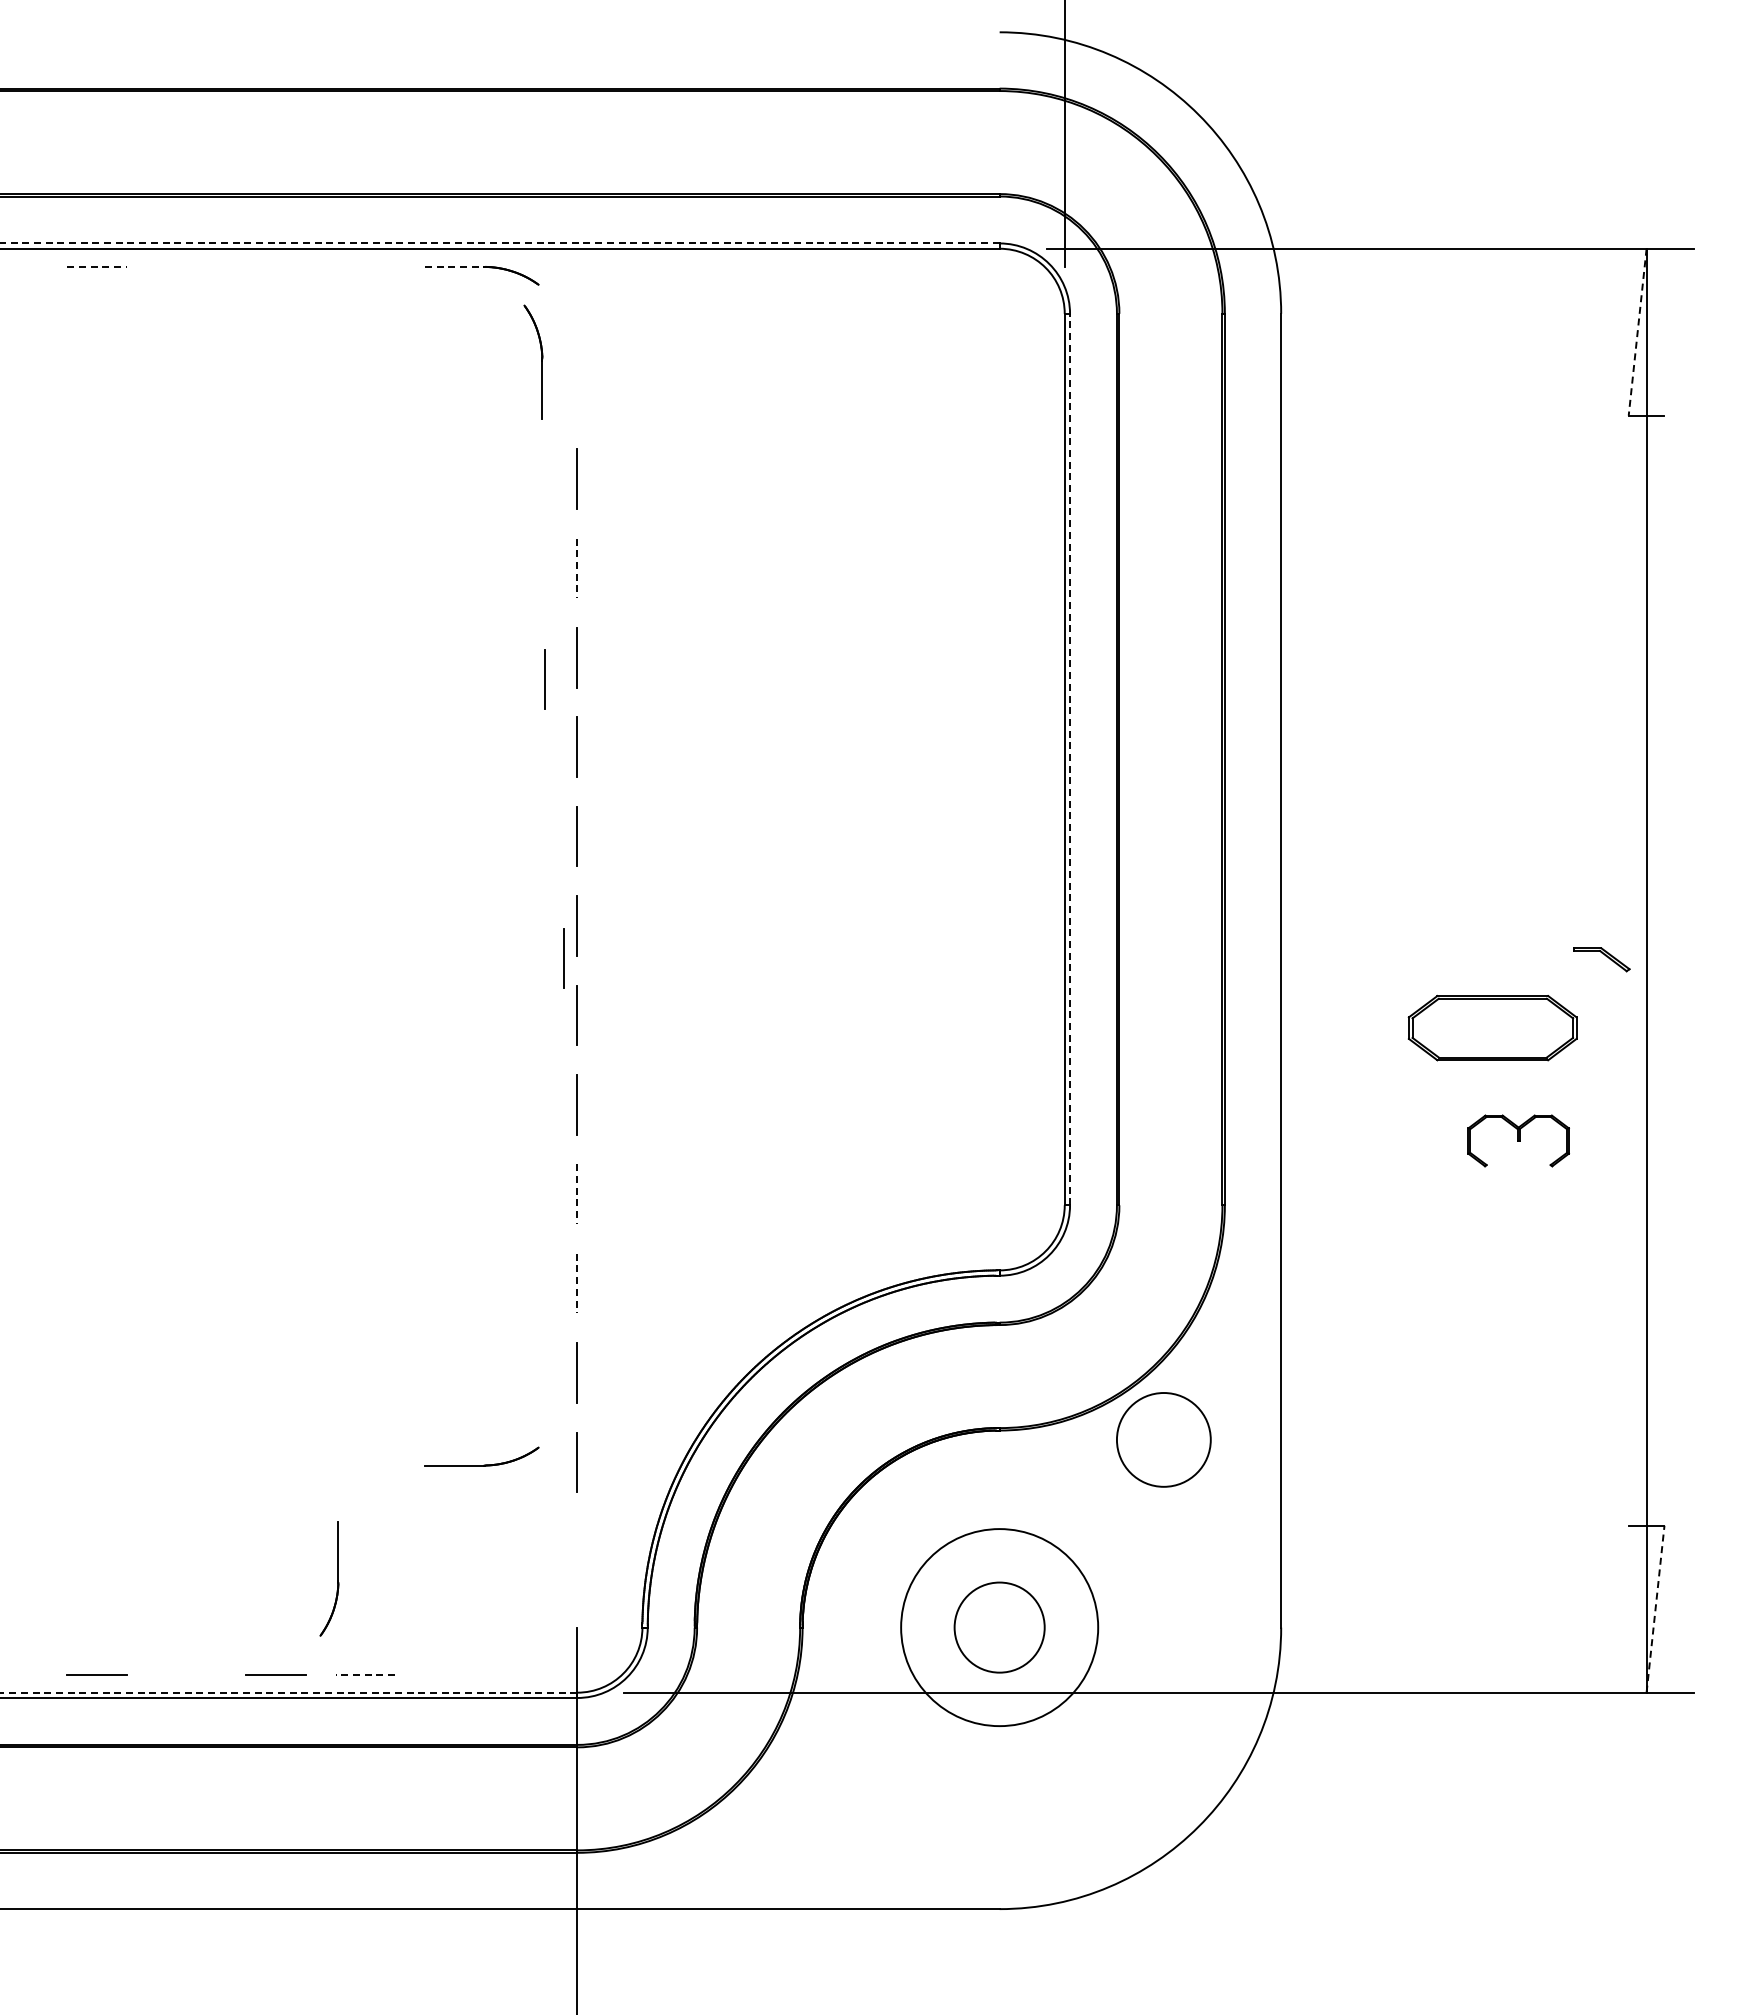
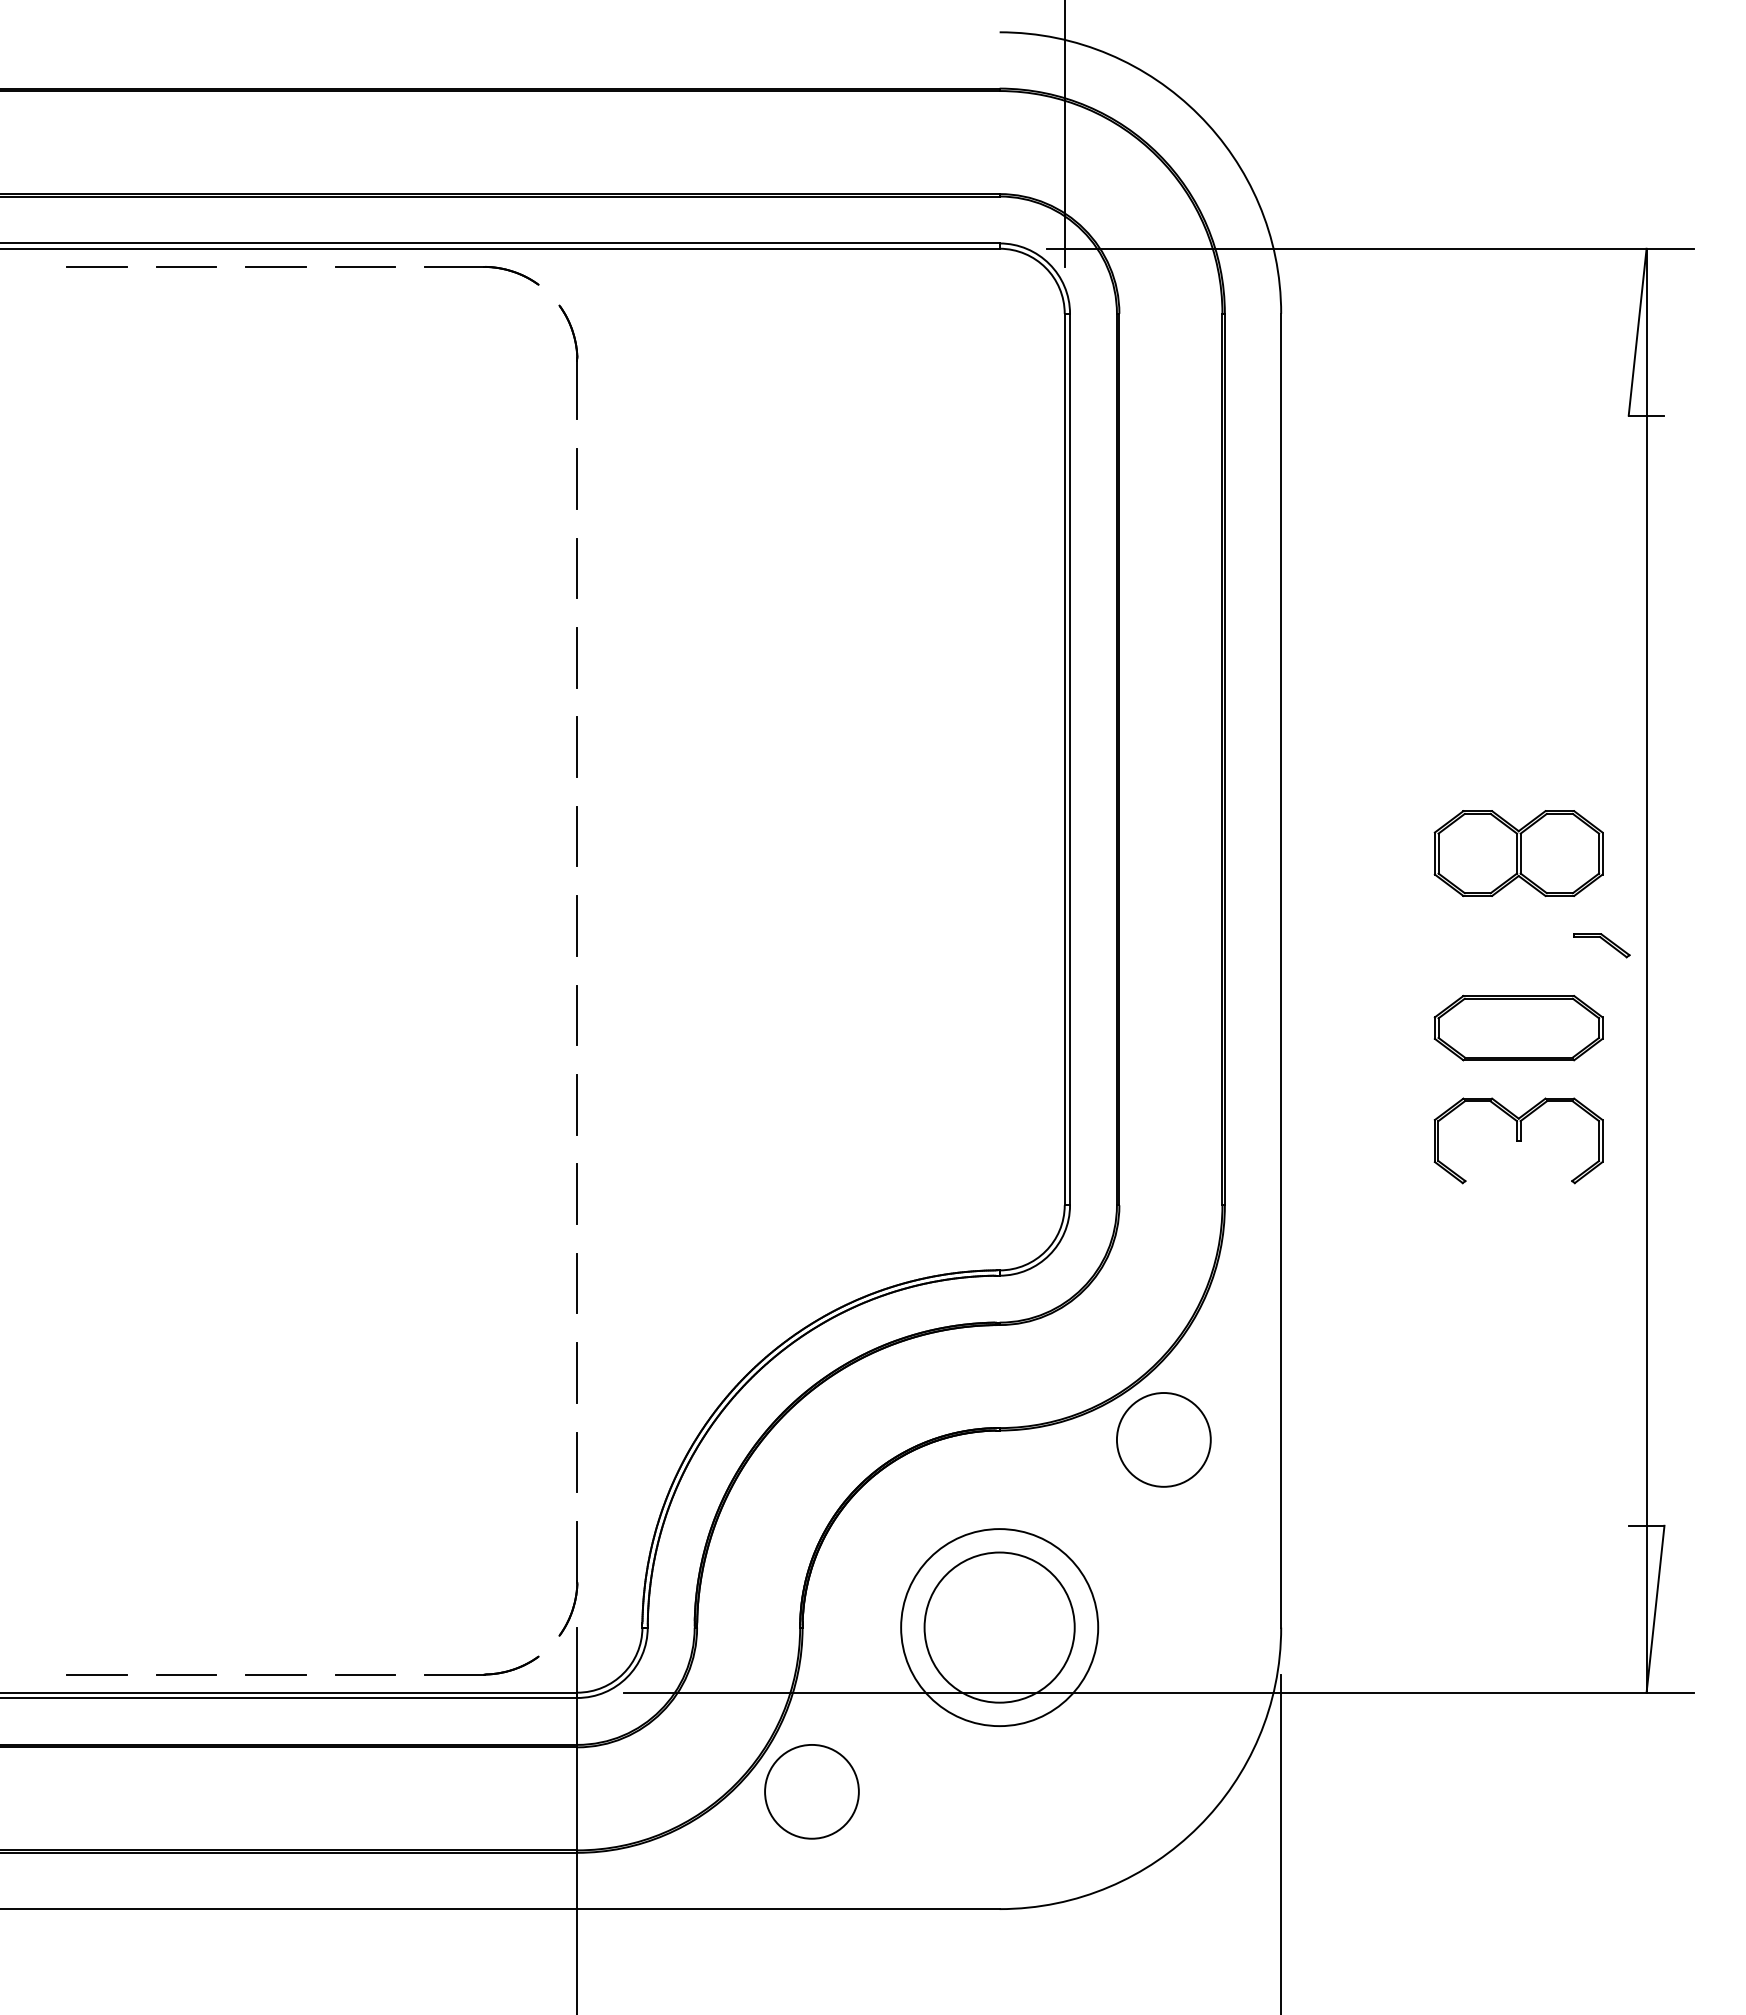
line: dashed -> solid (499, 243)
line: dashed -> solid (97, 266)
line: none -> present (186, 266)
line: none -> present (275, 266)
line: none -> present (365, 266)
line: dashed -> solid (454, 266)
line: dashed -> solid (1637, 332)
part position: (541, 361) -> (576, 361) (576, 361)
line: dashed -> solid (577, 568)
line: present -> none (544, 679)
line: dashed -> solid (1070, 759)
part: none -> present (1518, 853)
line: present -> none (563, 958)
part position: (1601, 959) -> (1601, 945) (1601, 945)
part position: (1492, 1027) -> (1518, 1027) (1518, 1027)
part size: 103x54 px -> 171x88 px (1518, 1140)
line: dashed -> solid (577, 1194)
line: dashed -> solid (577, 1283)
part position: (484, 1464) -> (484, 1673) (484, 1673)
part position: (337, 1578) -> (576, 1578) (576, 1578)
line: dashed -> solid (1655, 1609)
circle diameter: 90 px -> 150 px (999, 1627)
line: none -> present (186, 1674)
line: dashed -> solid (365, 1674)
line: dashed -> solid (288, 1692)
circle: none -> present (811, 1791)
line: none -> present (1281, 1842)
